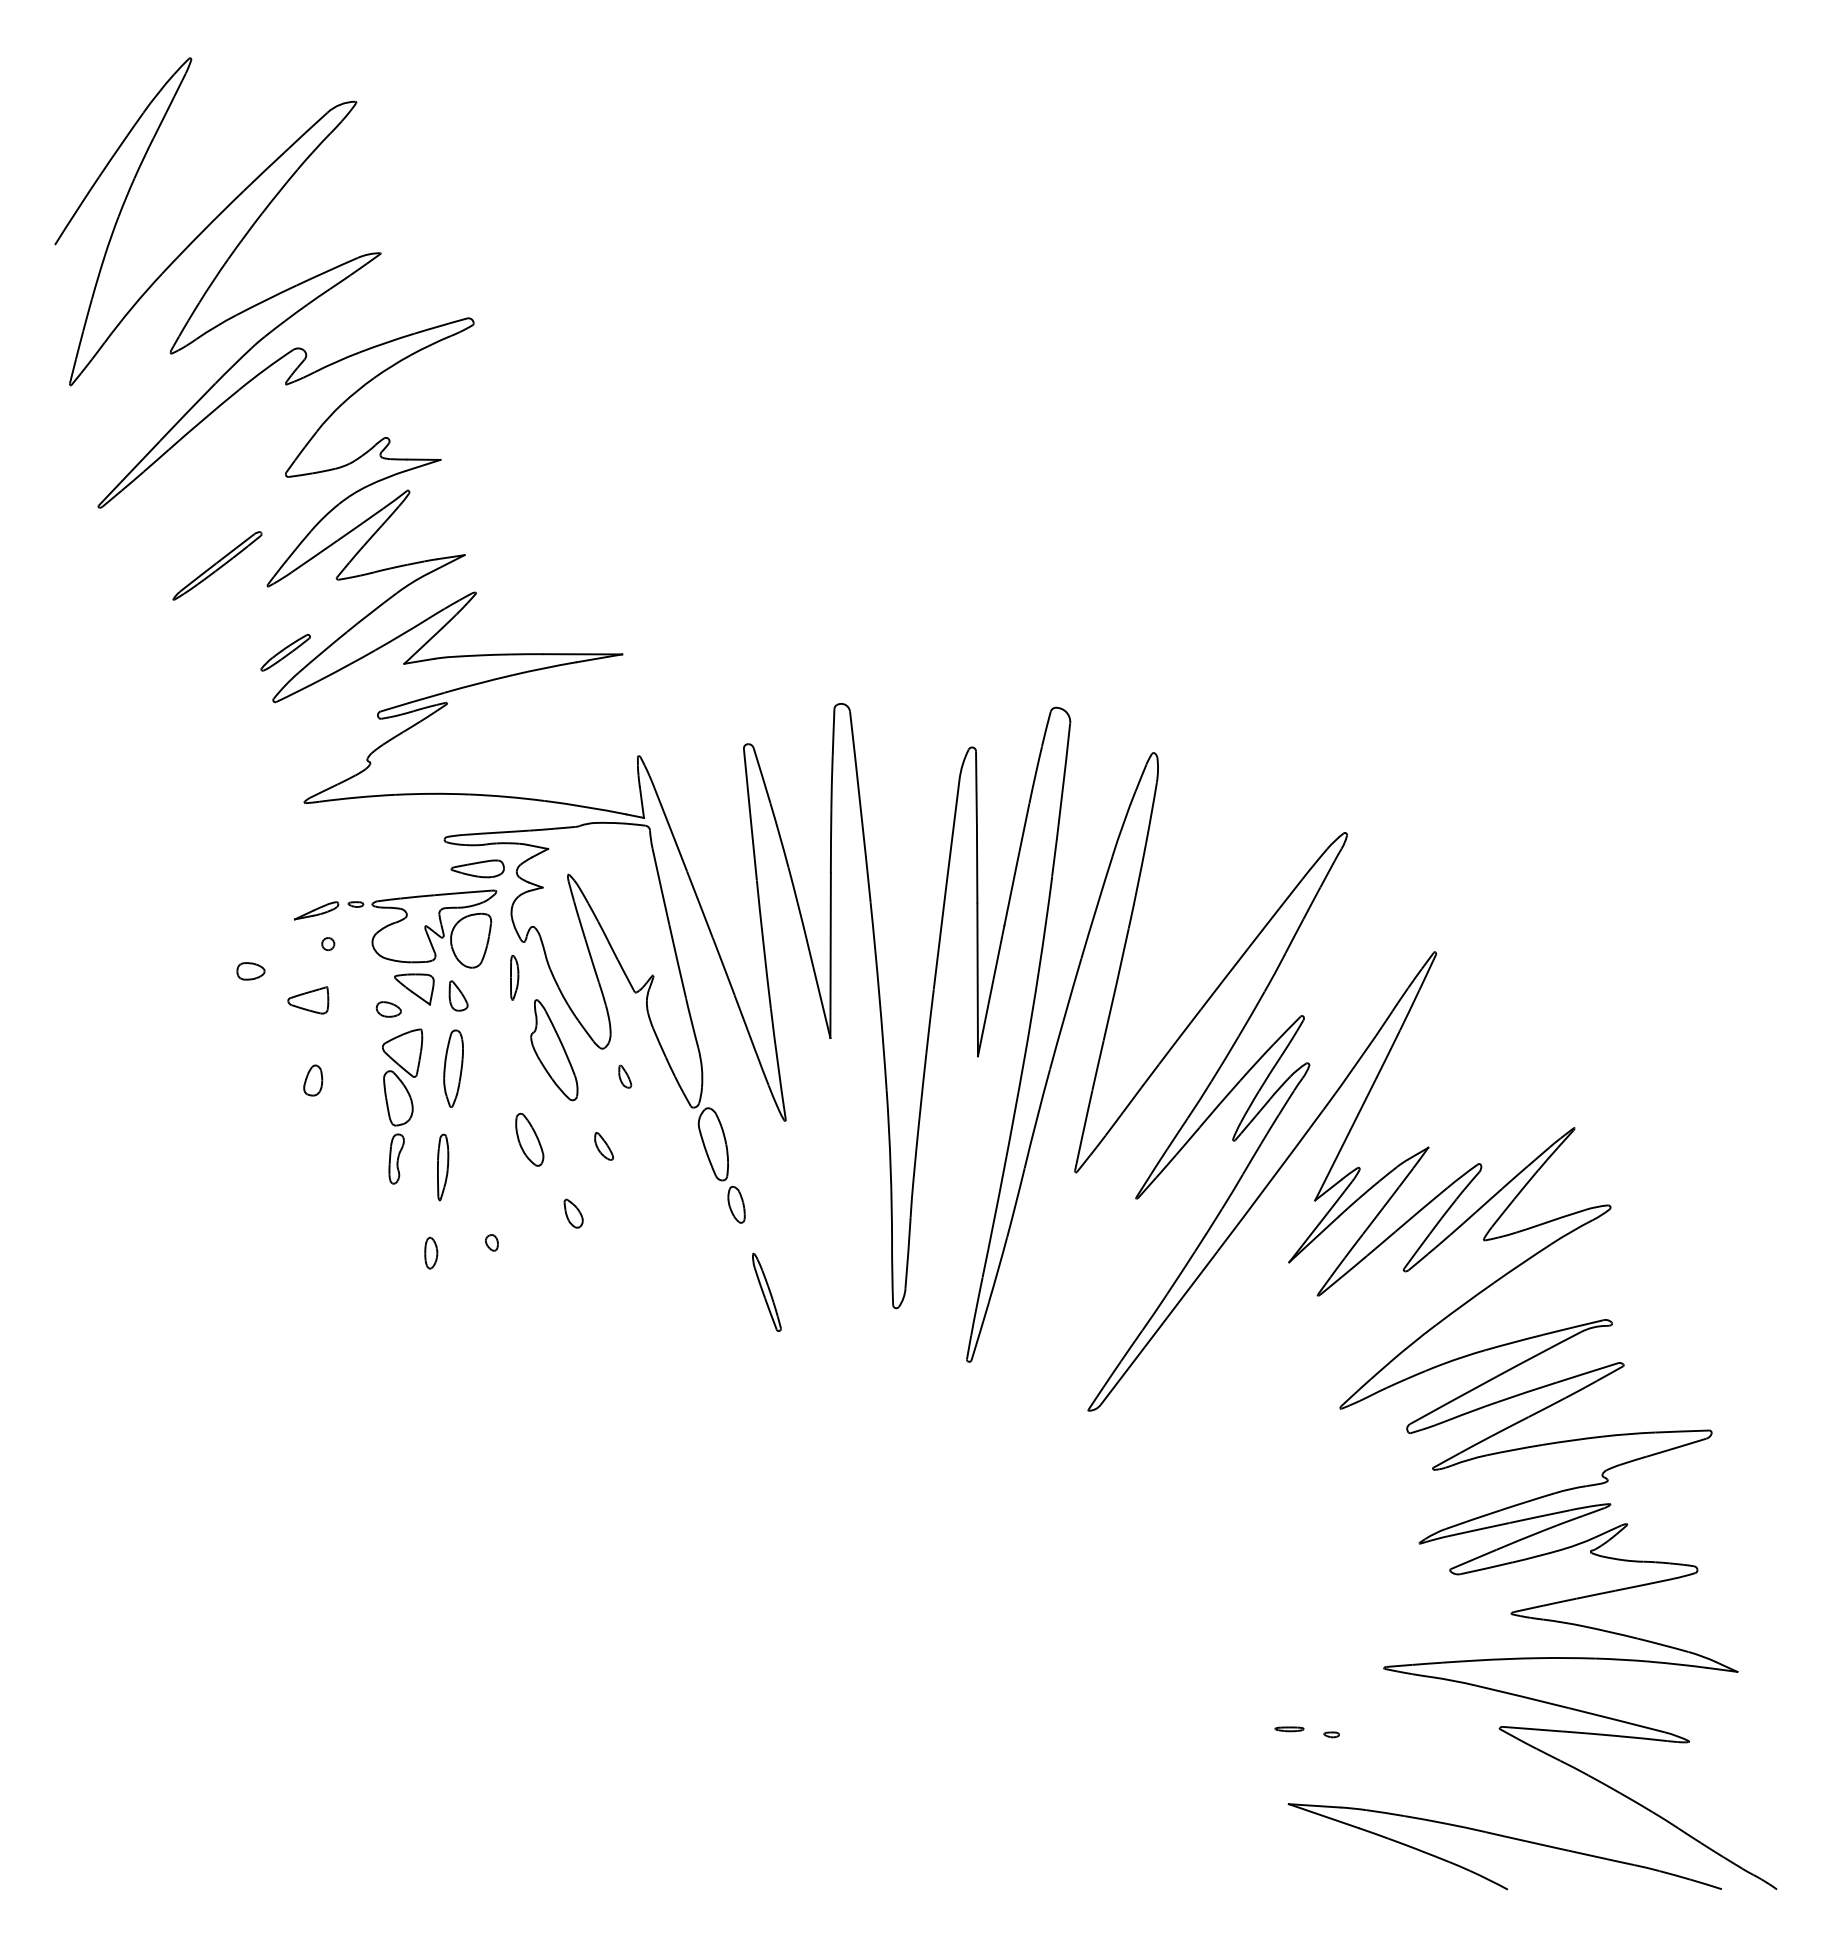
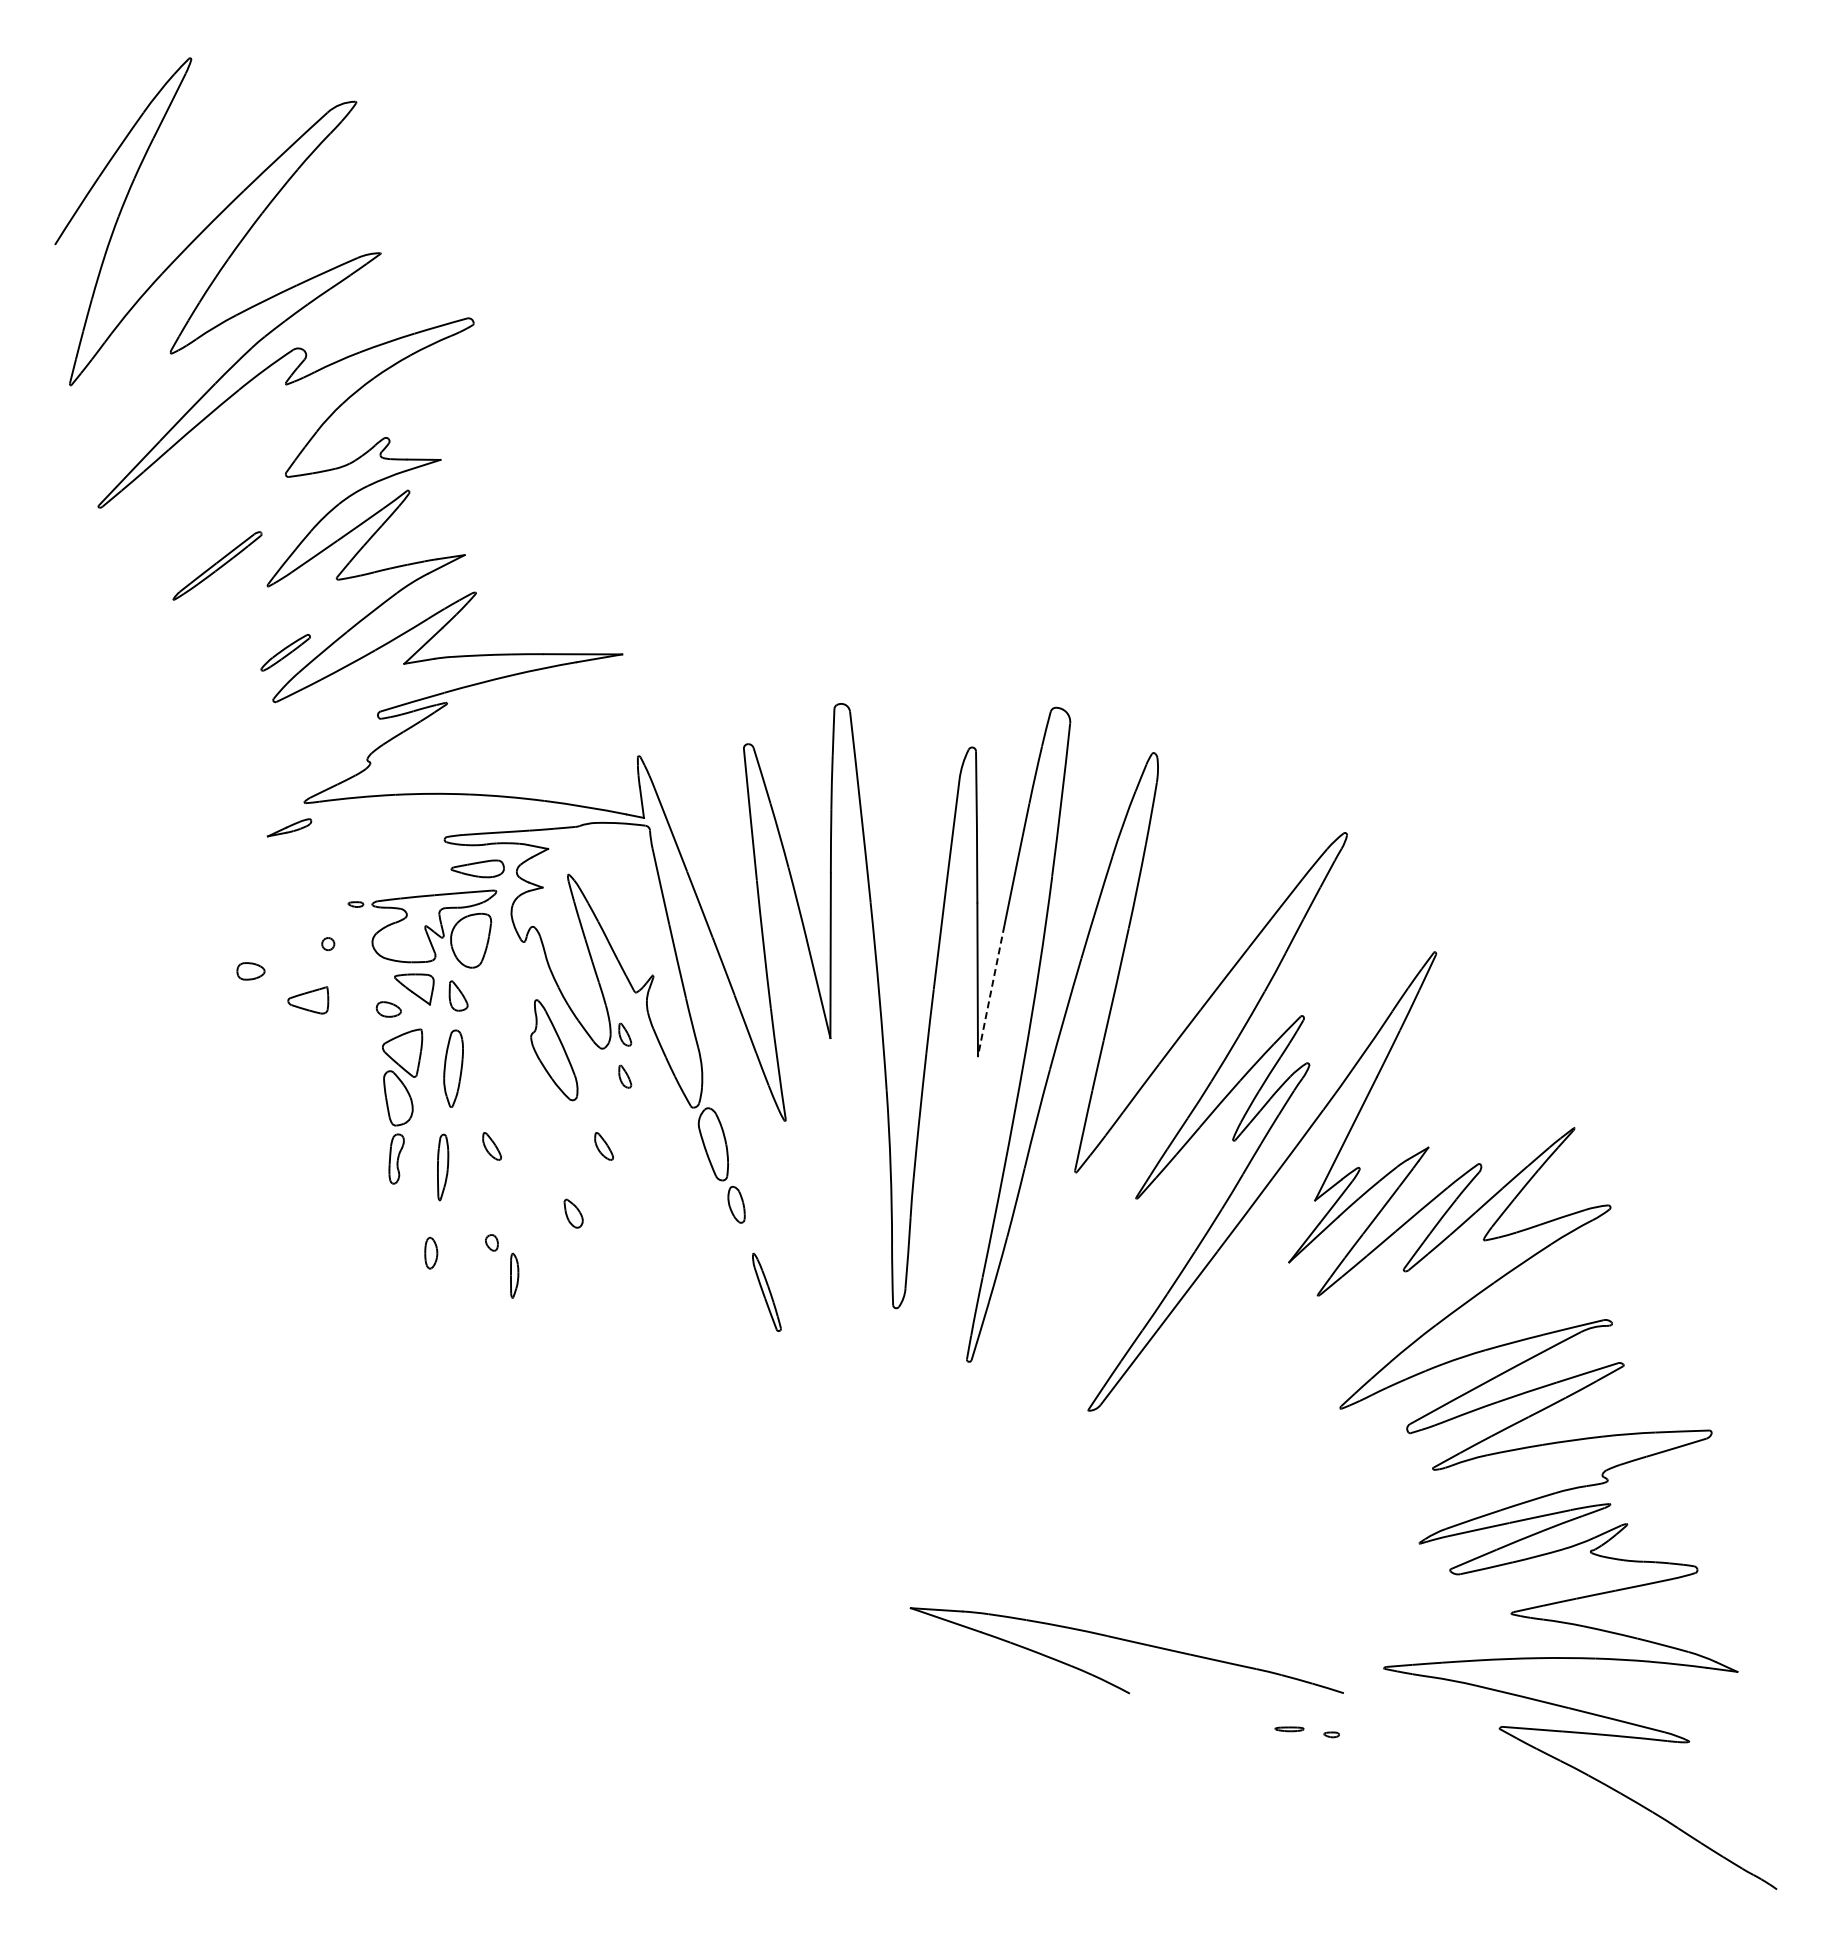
part position: (316, 910) -> (289, 827) (289, 827)
part position: (514, 977) -> (514, 1275) (514, 1275)
line: solid -> dashed (991, 991)
part: none -> present (625, 1034)
part: present -> none (313, 1080)
part: present -> none (529, 1139)
part: none -> present (491, 1146)
part position: (1508, 1838) -> (1130, 1642) (1130, 1642)
